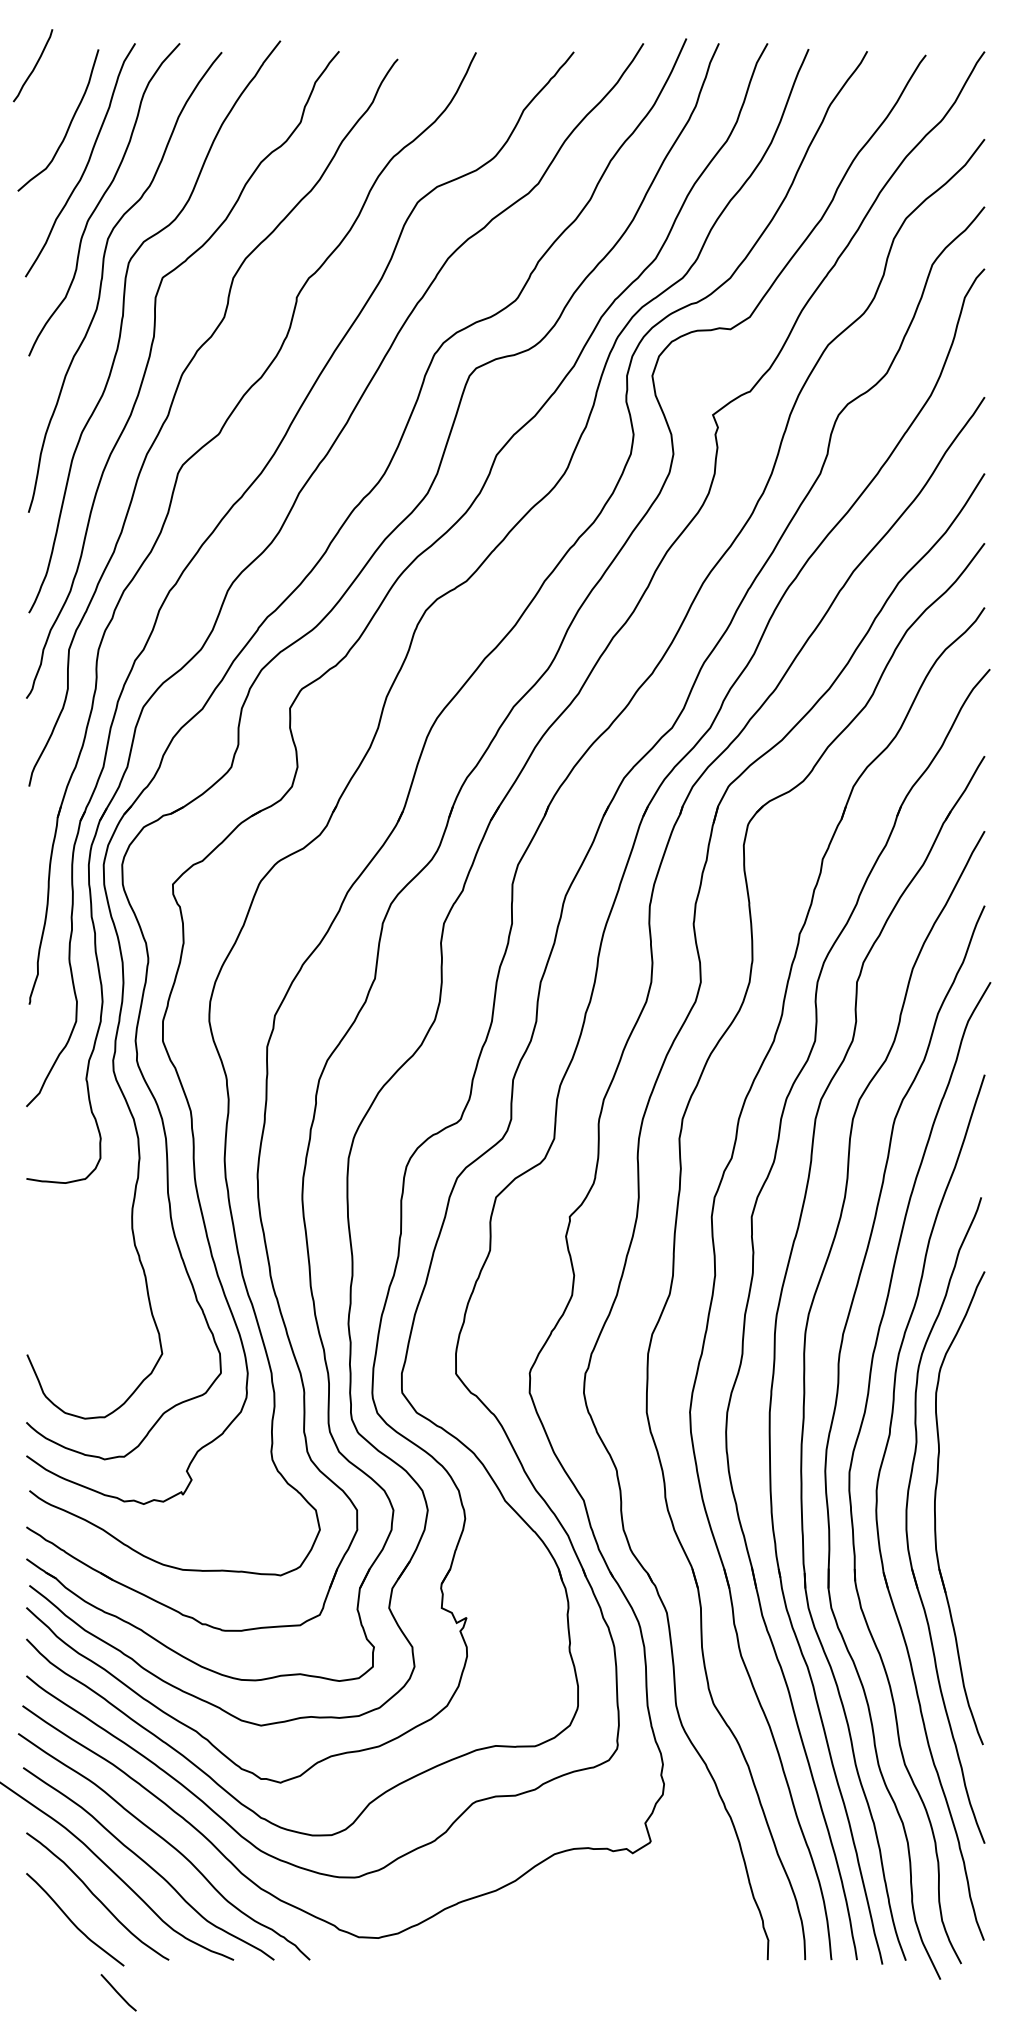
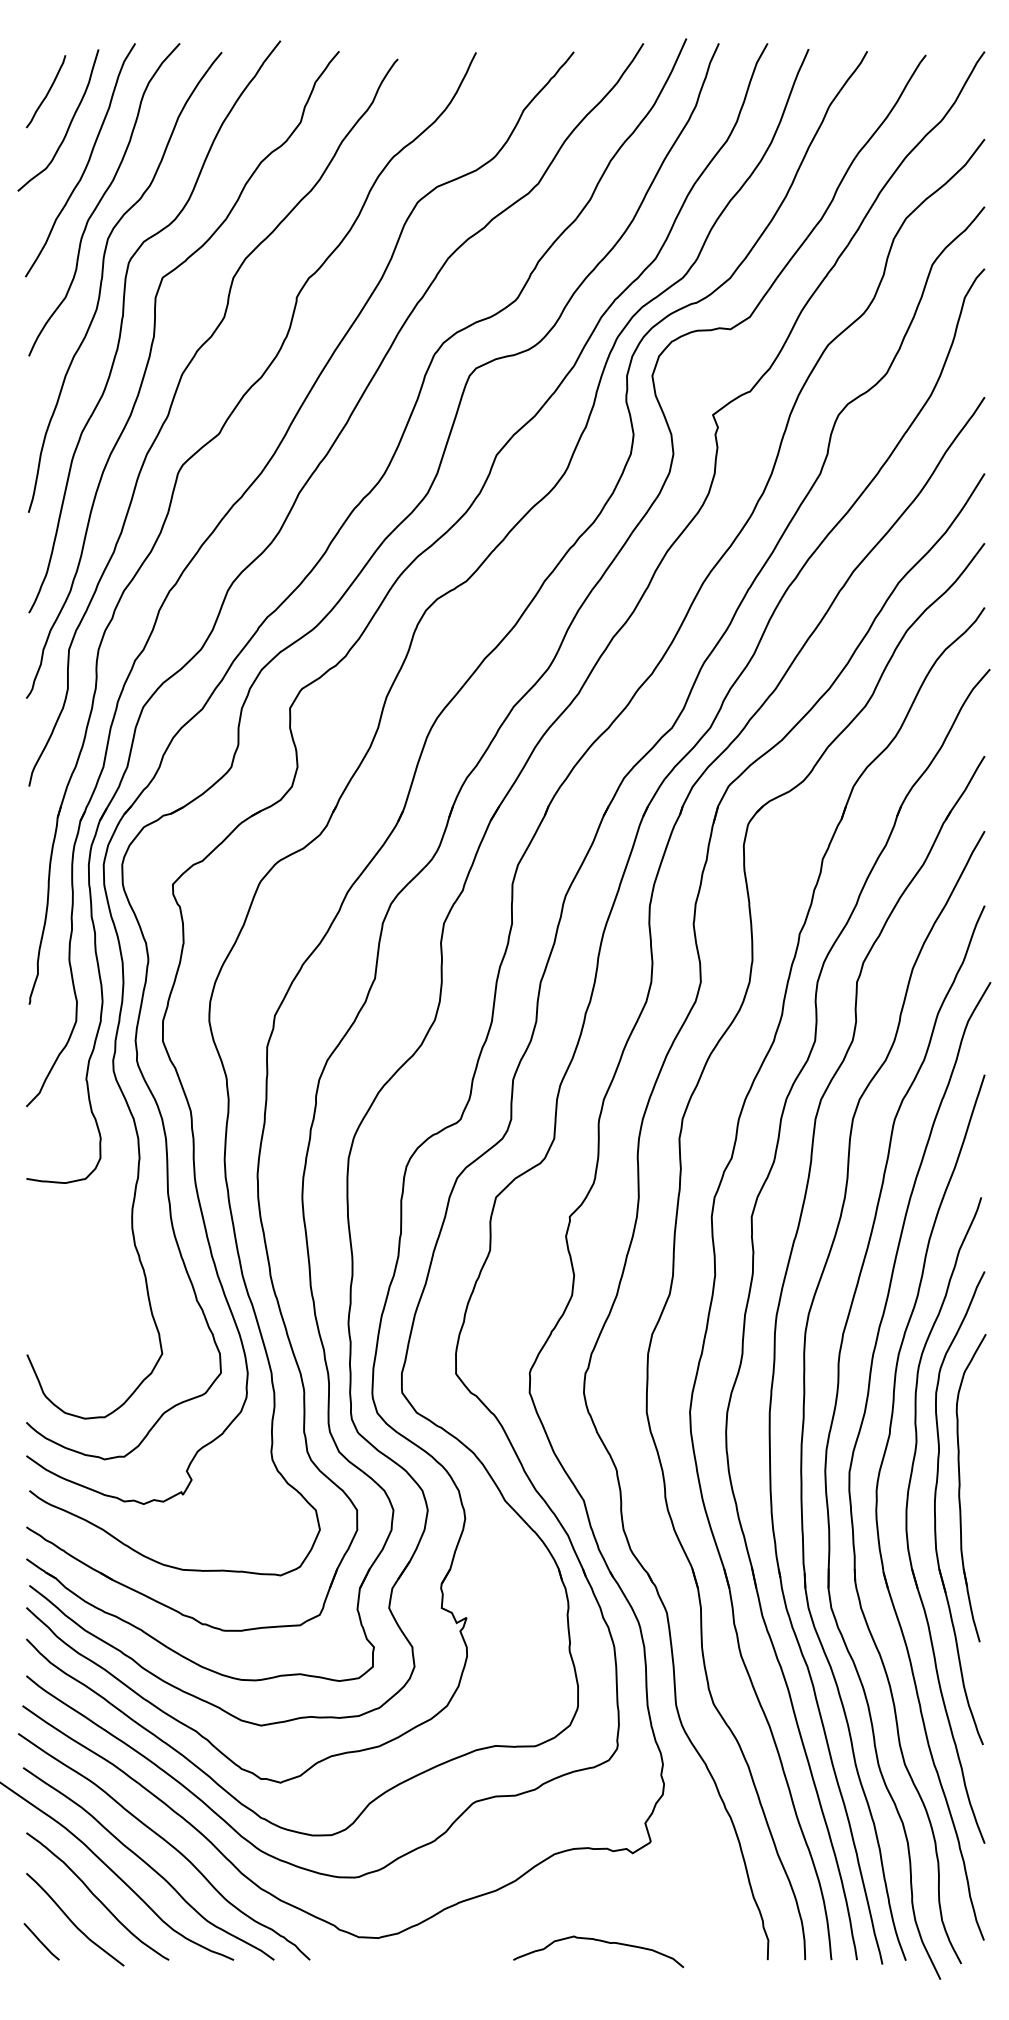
curve position: (34, 65) -> (47, 91) (47, 91)
part: none -> present (960, 1488)
curve: none -> present (598, 1941)
line position: (118, 1992) -> (41, 1941) (41, 1941)
